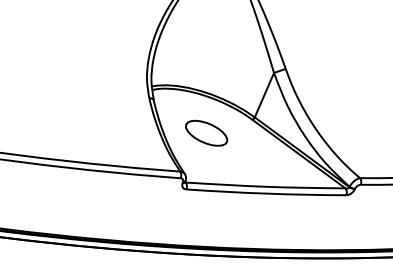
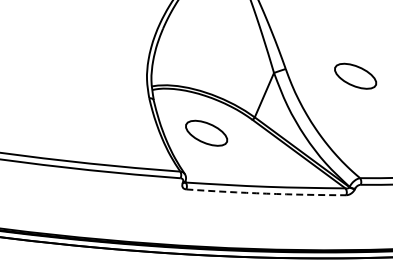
part: none -> present (355, 75)
arc: solid -> dashed (266, 193)
